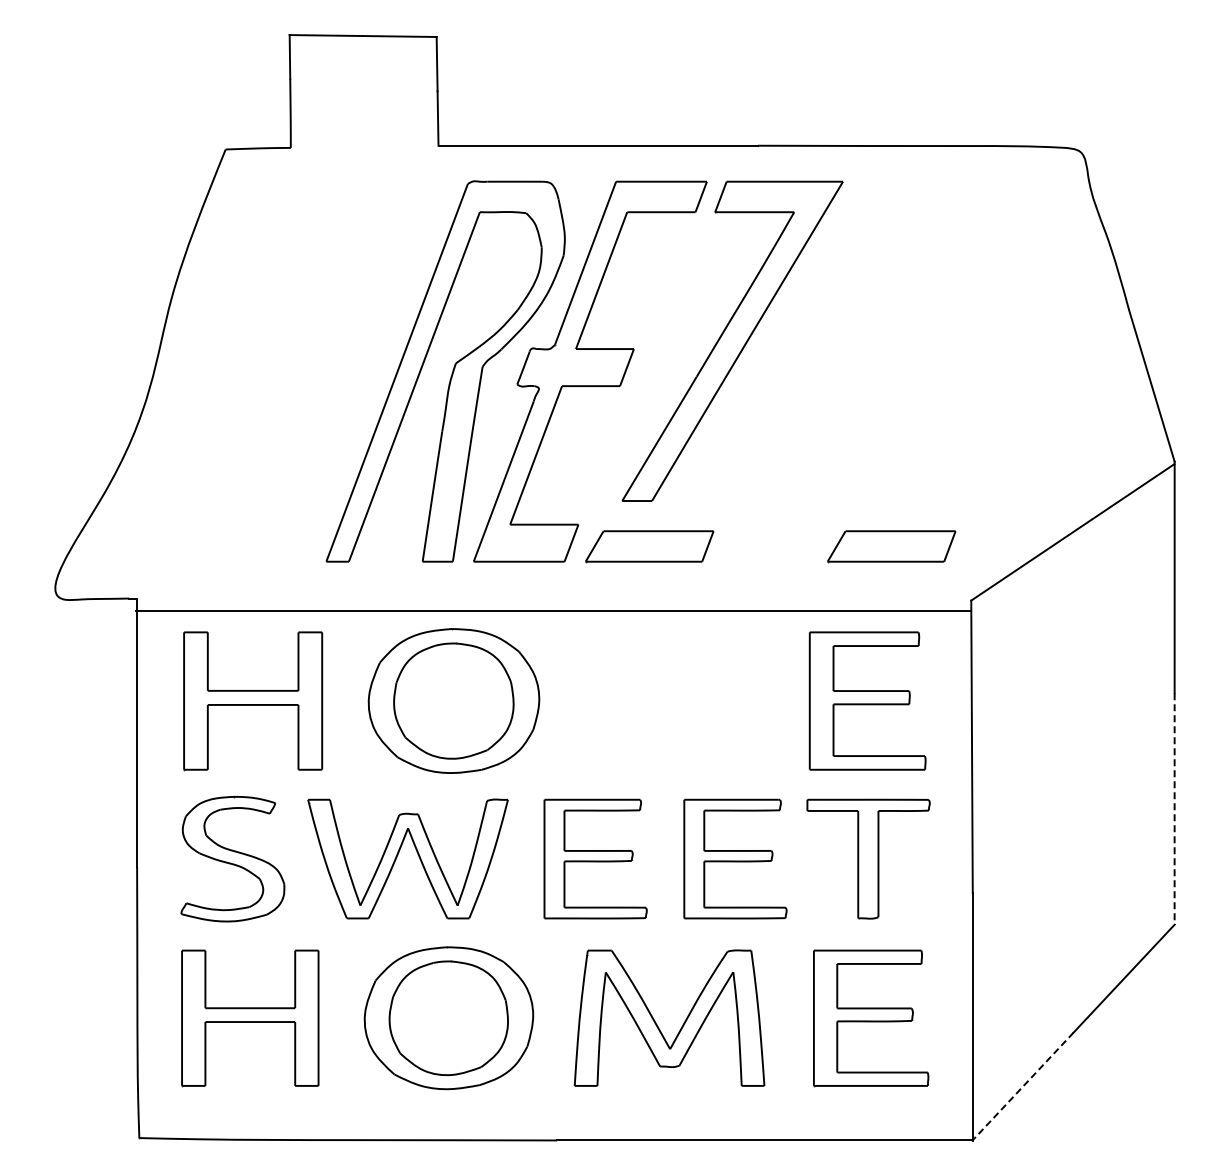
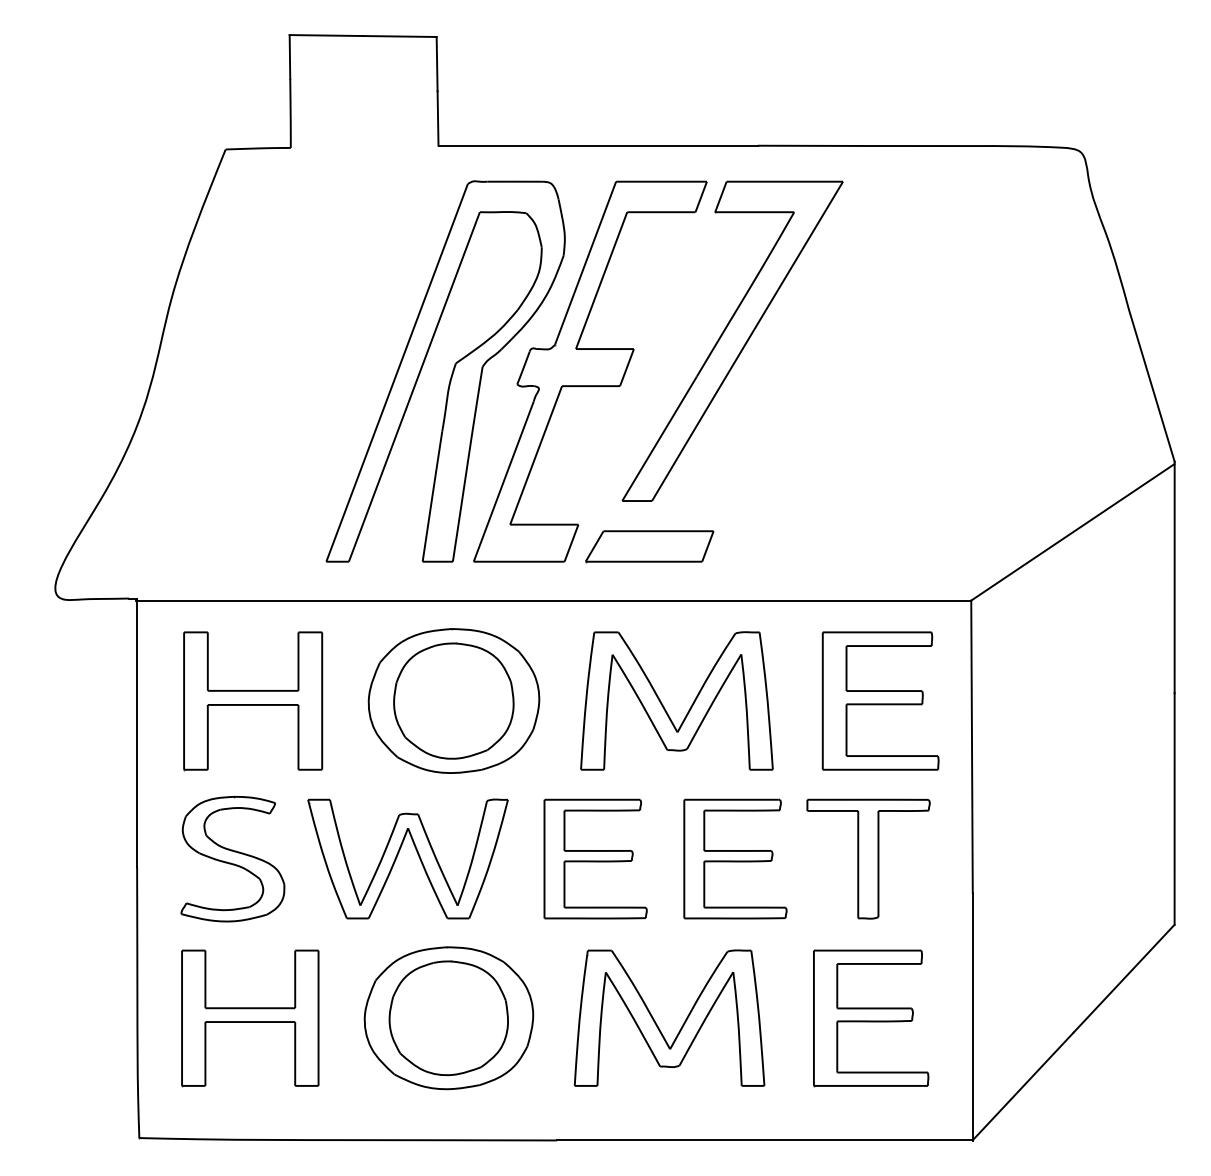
part: present -> none (891, 546)
line position: (552, 611) -> (552, 601) (552, 601)
part position: (867, 700) -> (880, 700) (880, 700)
part: none -> present (664, 706)
line: dashed -> solid (1174, 809)
line: dashed -> solid (1023, 1086)
